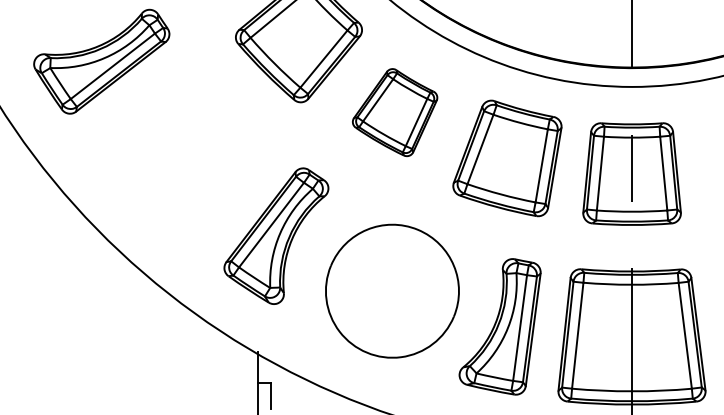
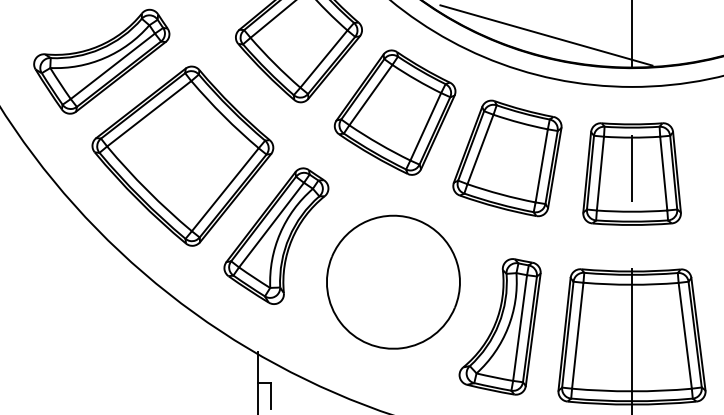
line: none -> present (546, 35)
part size: 87x89 px -> 124x127 px (394, 112)
part: none -> present (182, 155)
part position: (392, 290) -> (393, 281) (393, 281)
